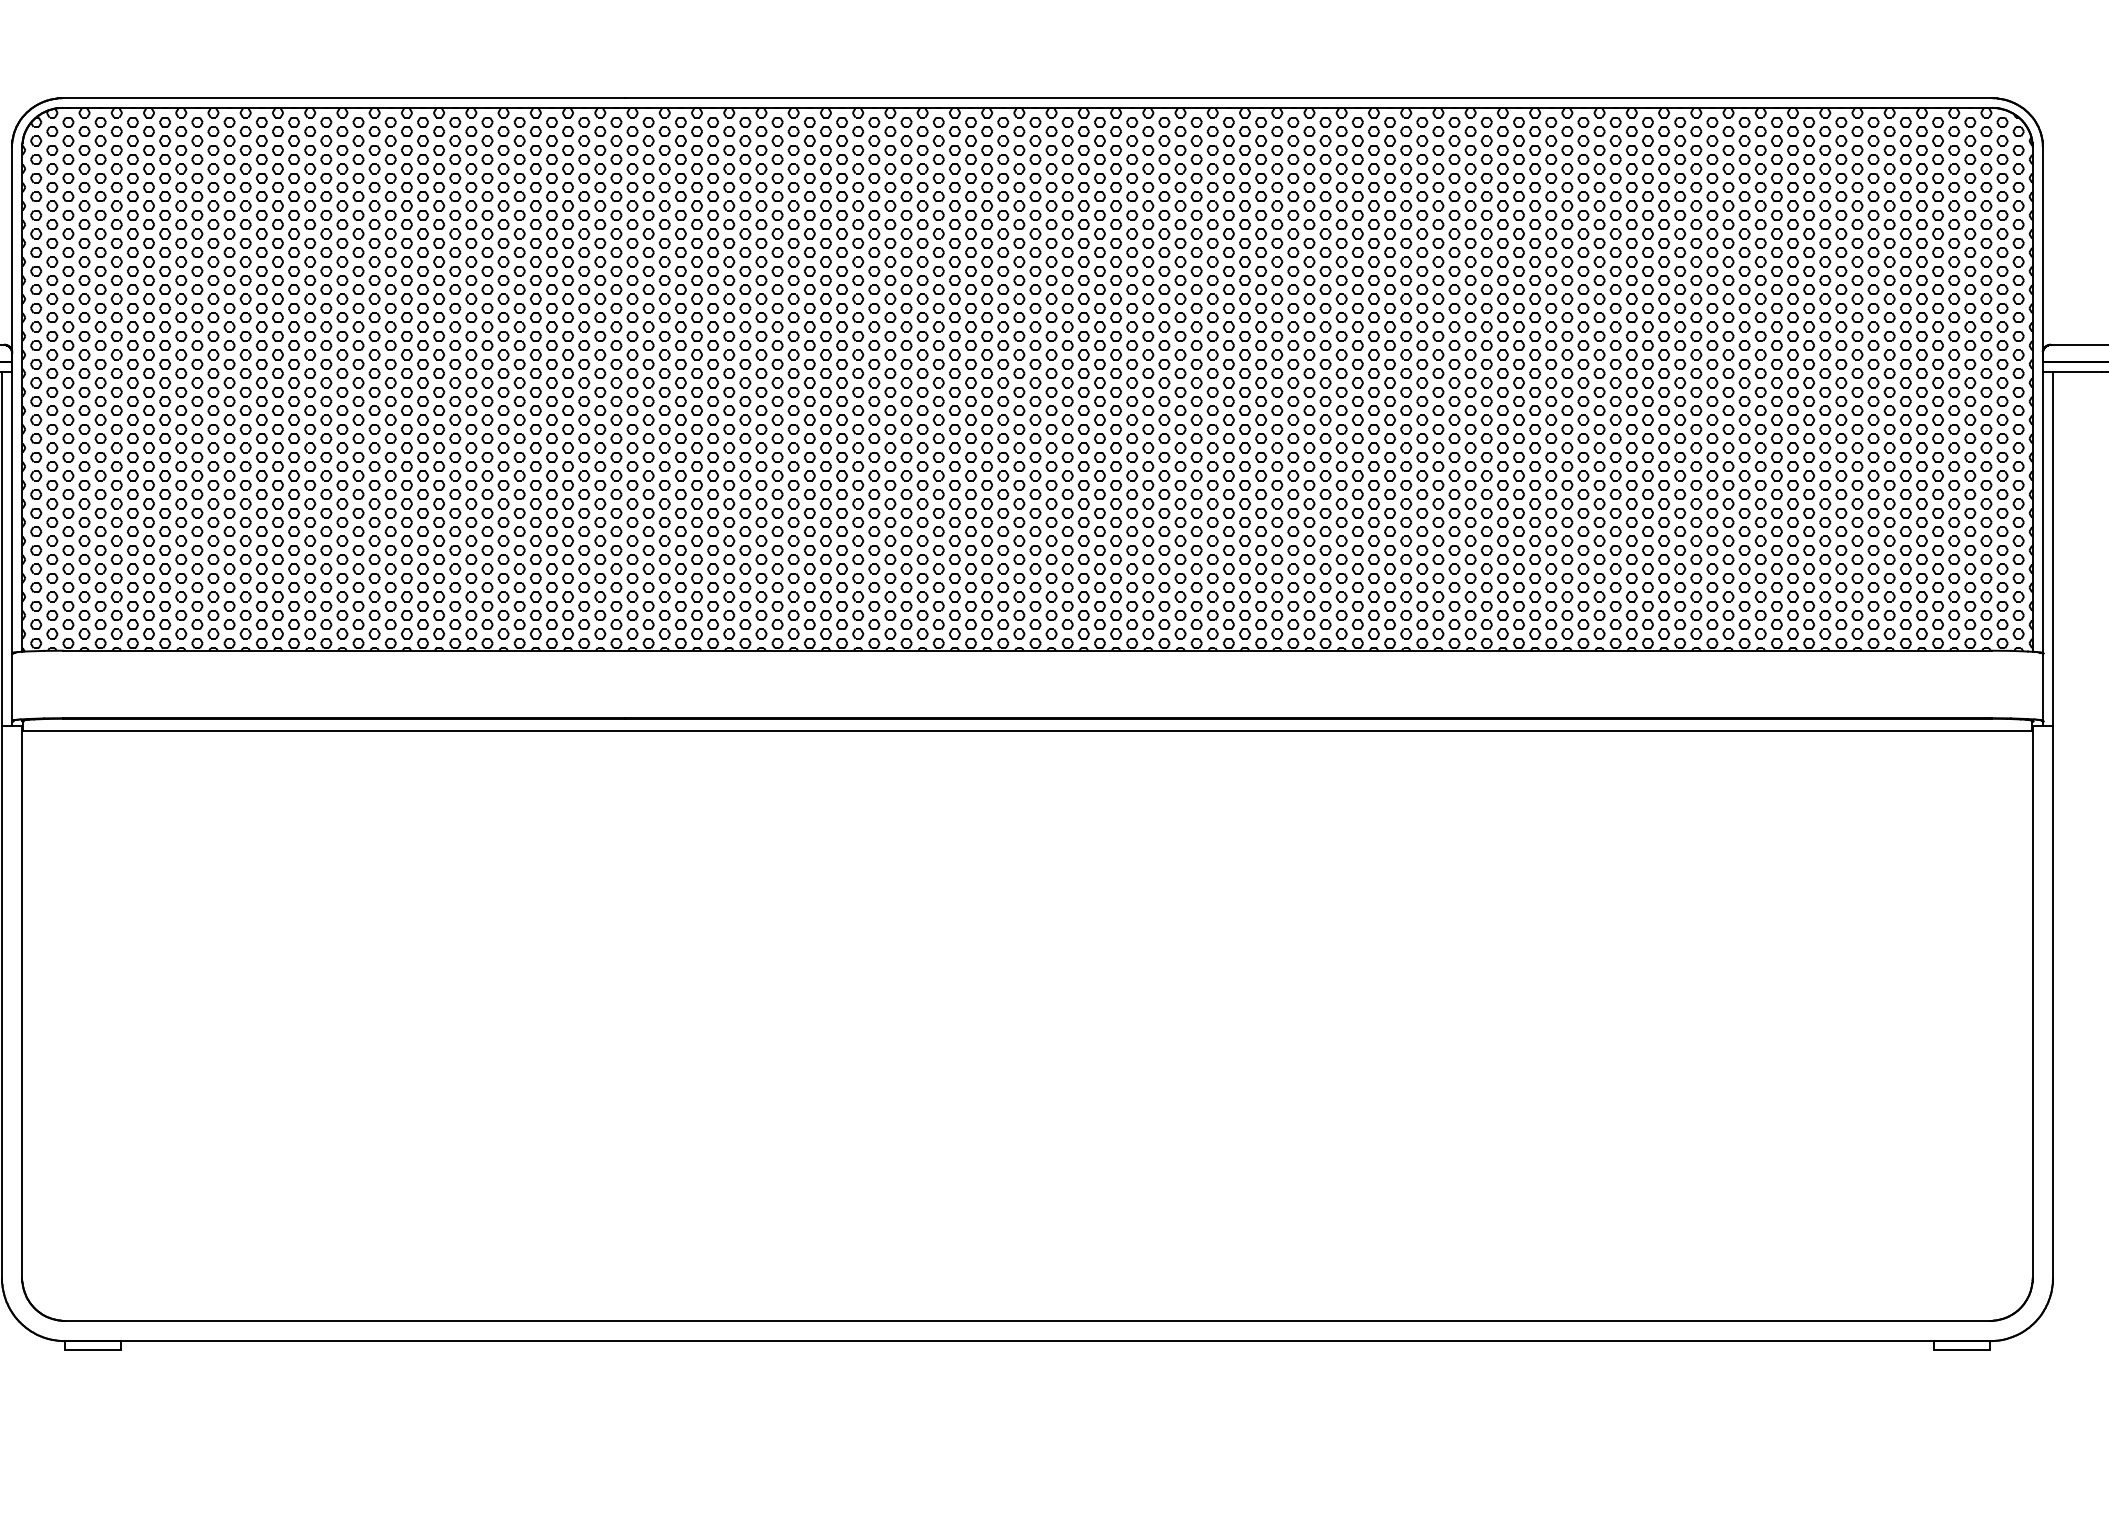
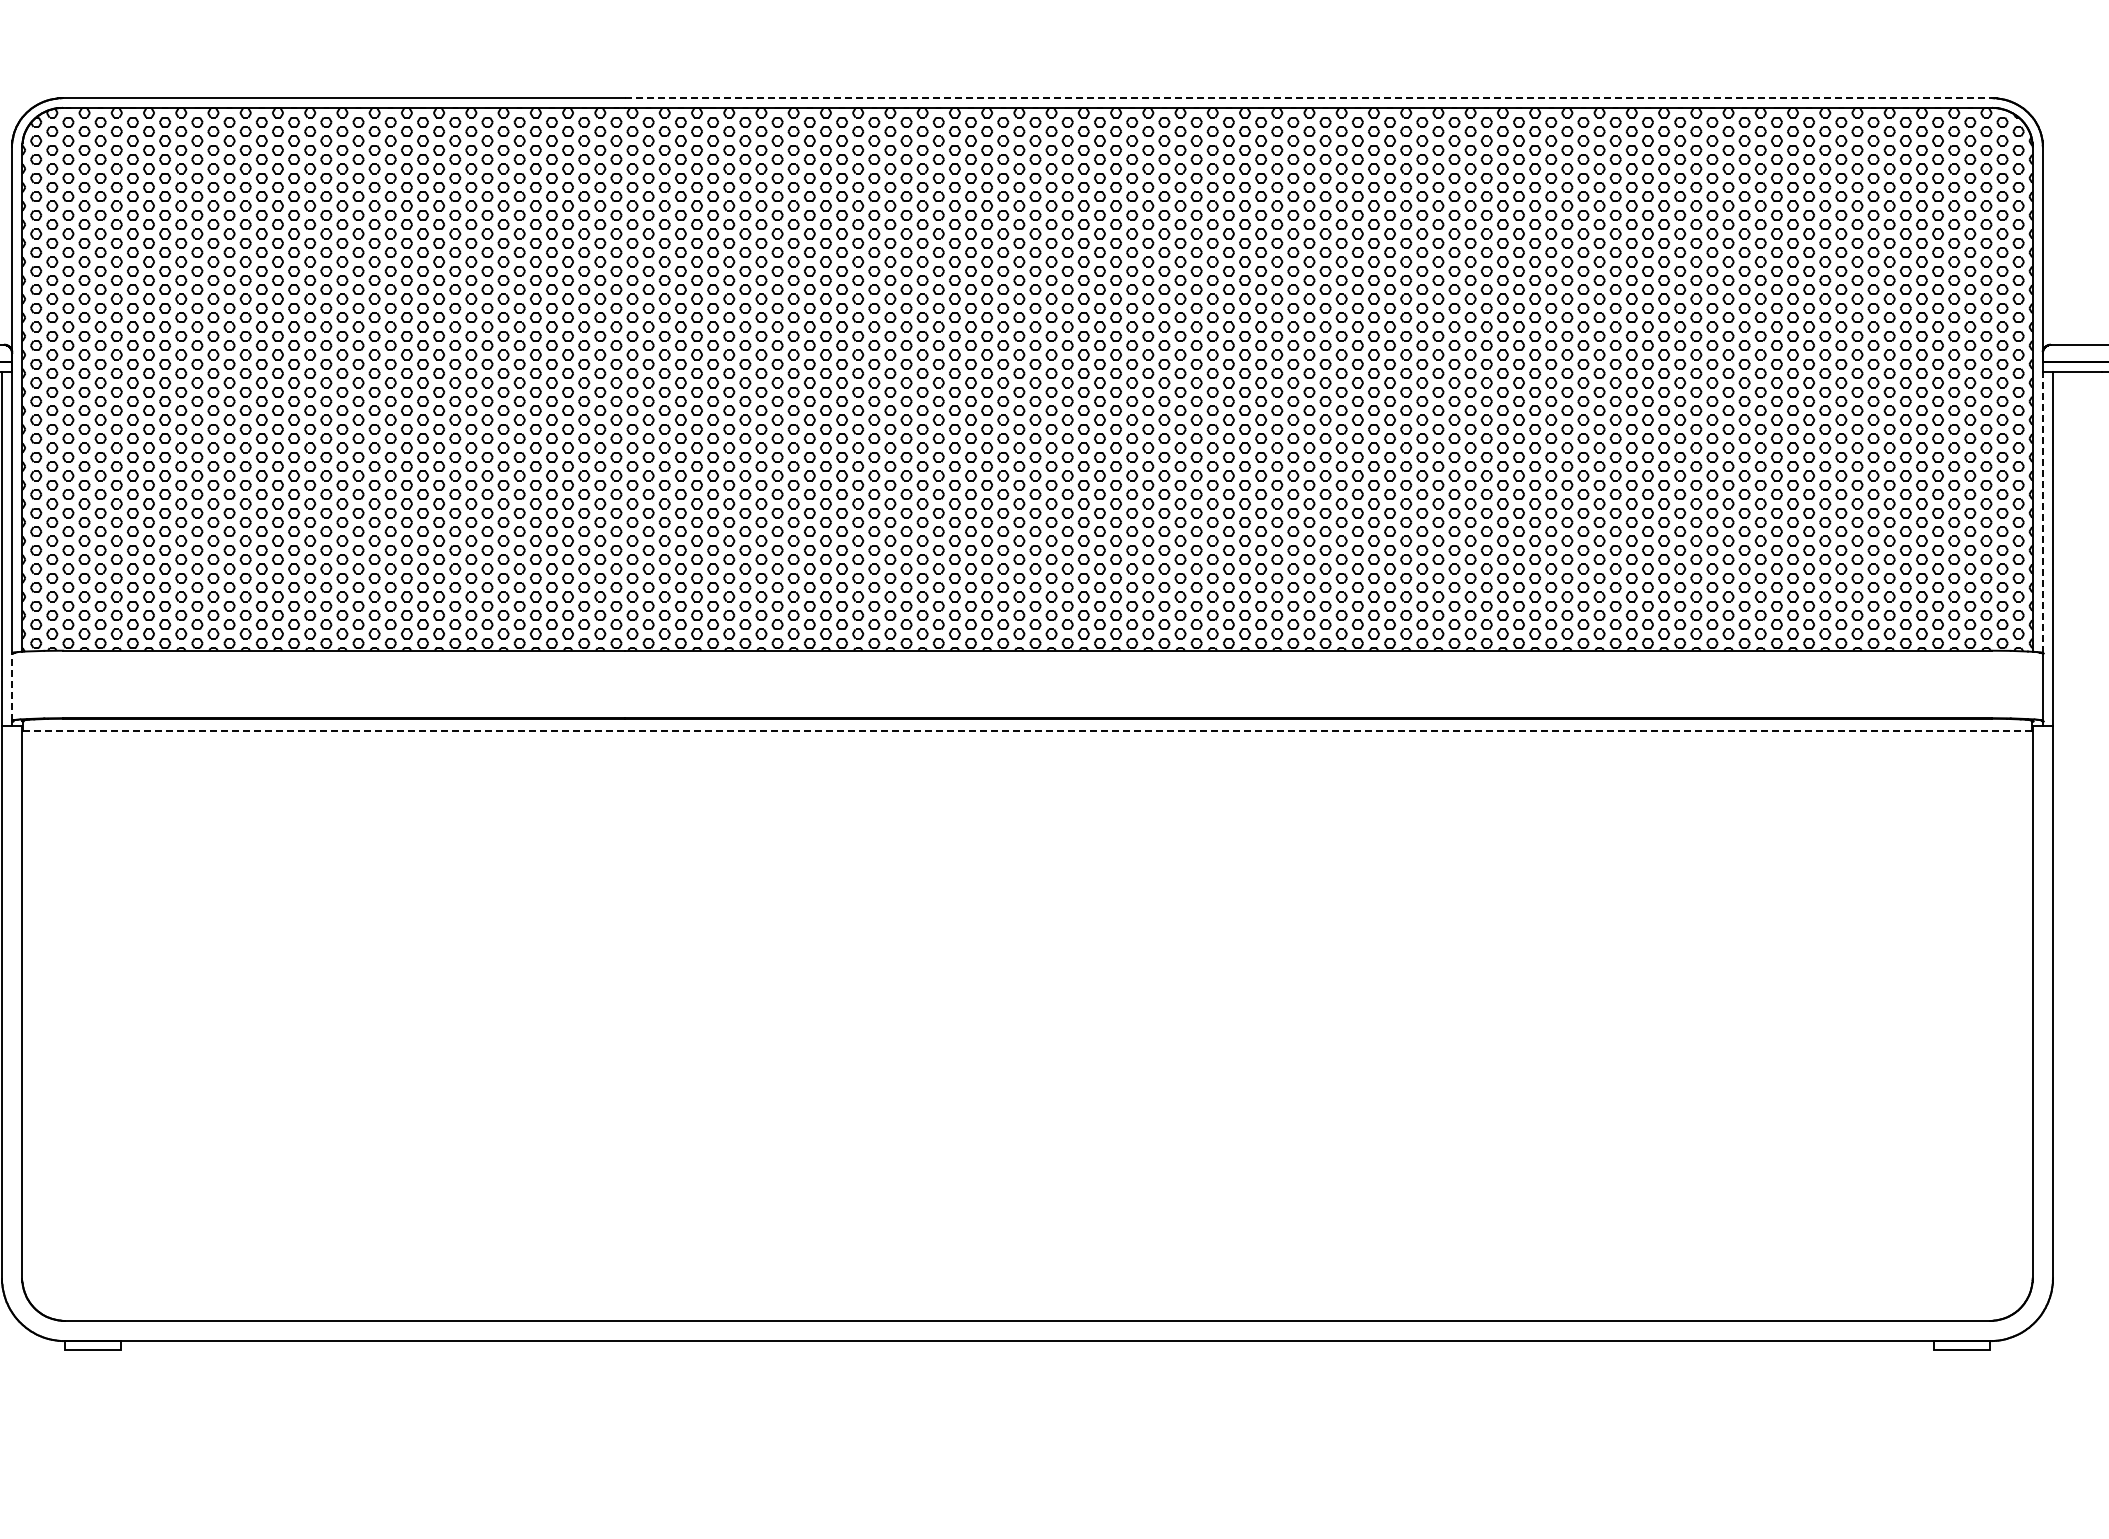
line: solid -> dashed (1308, 98)
line: solid -> dashed (2042, 512)
line: solid -> dashed (12, 687)
line: solid -> dashed (1028, 731)
